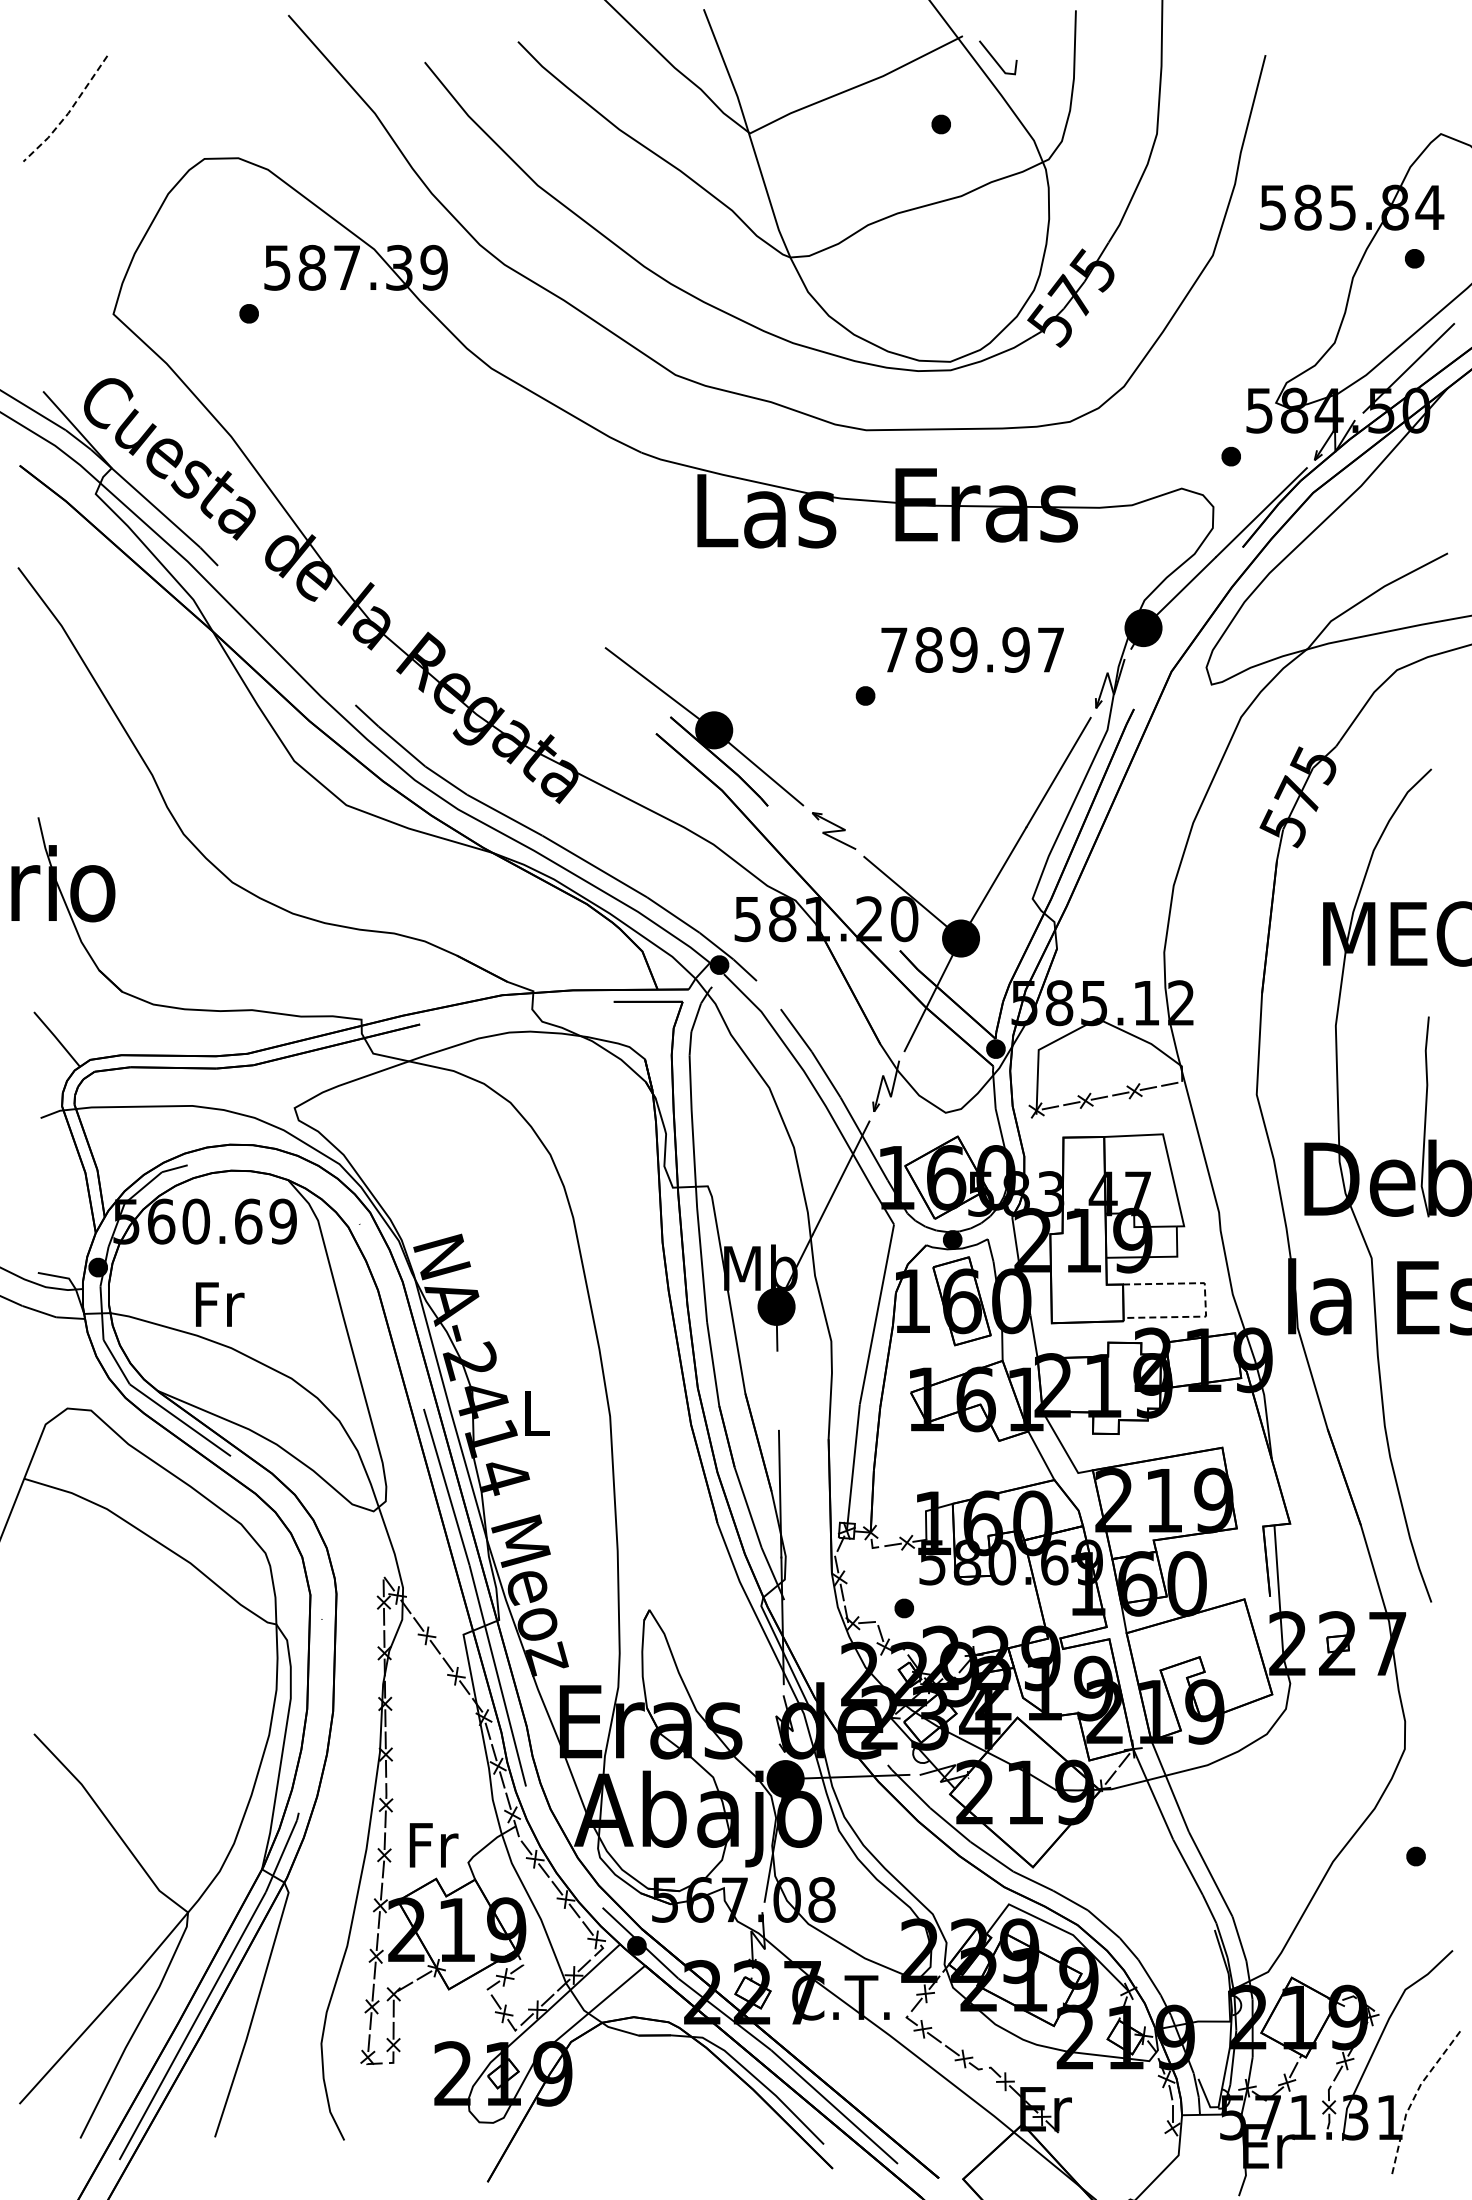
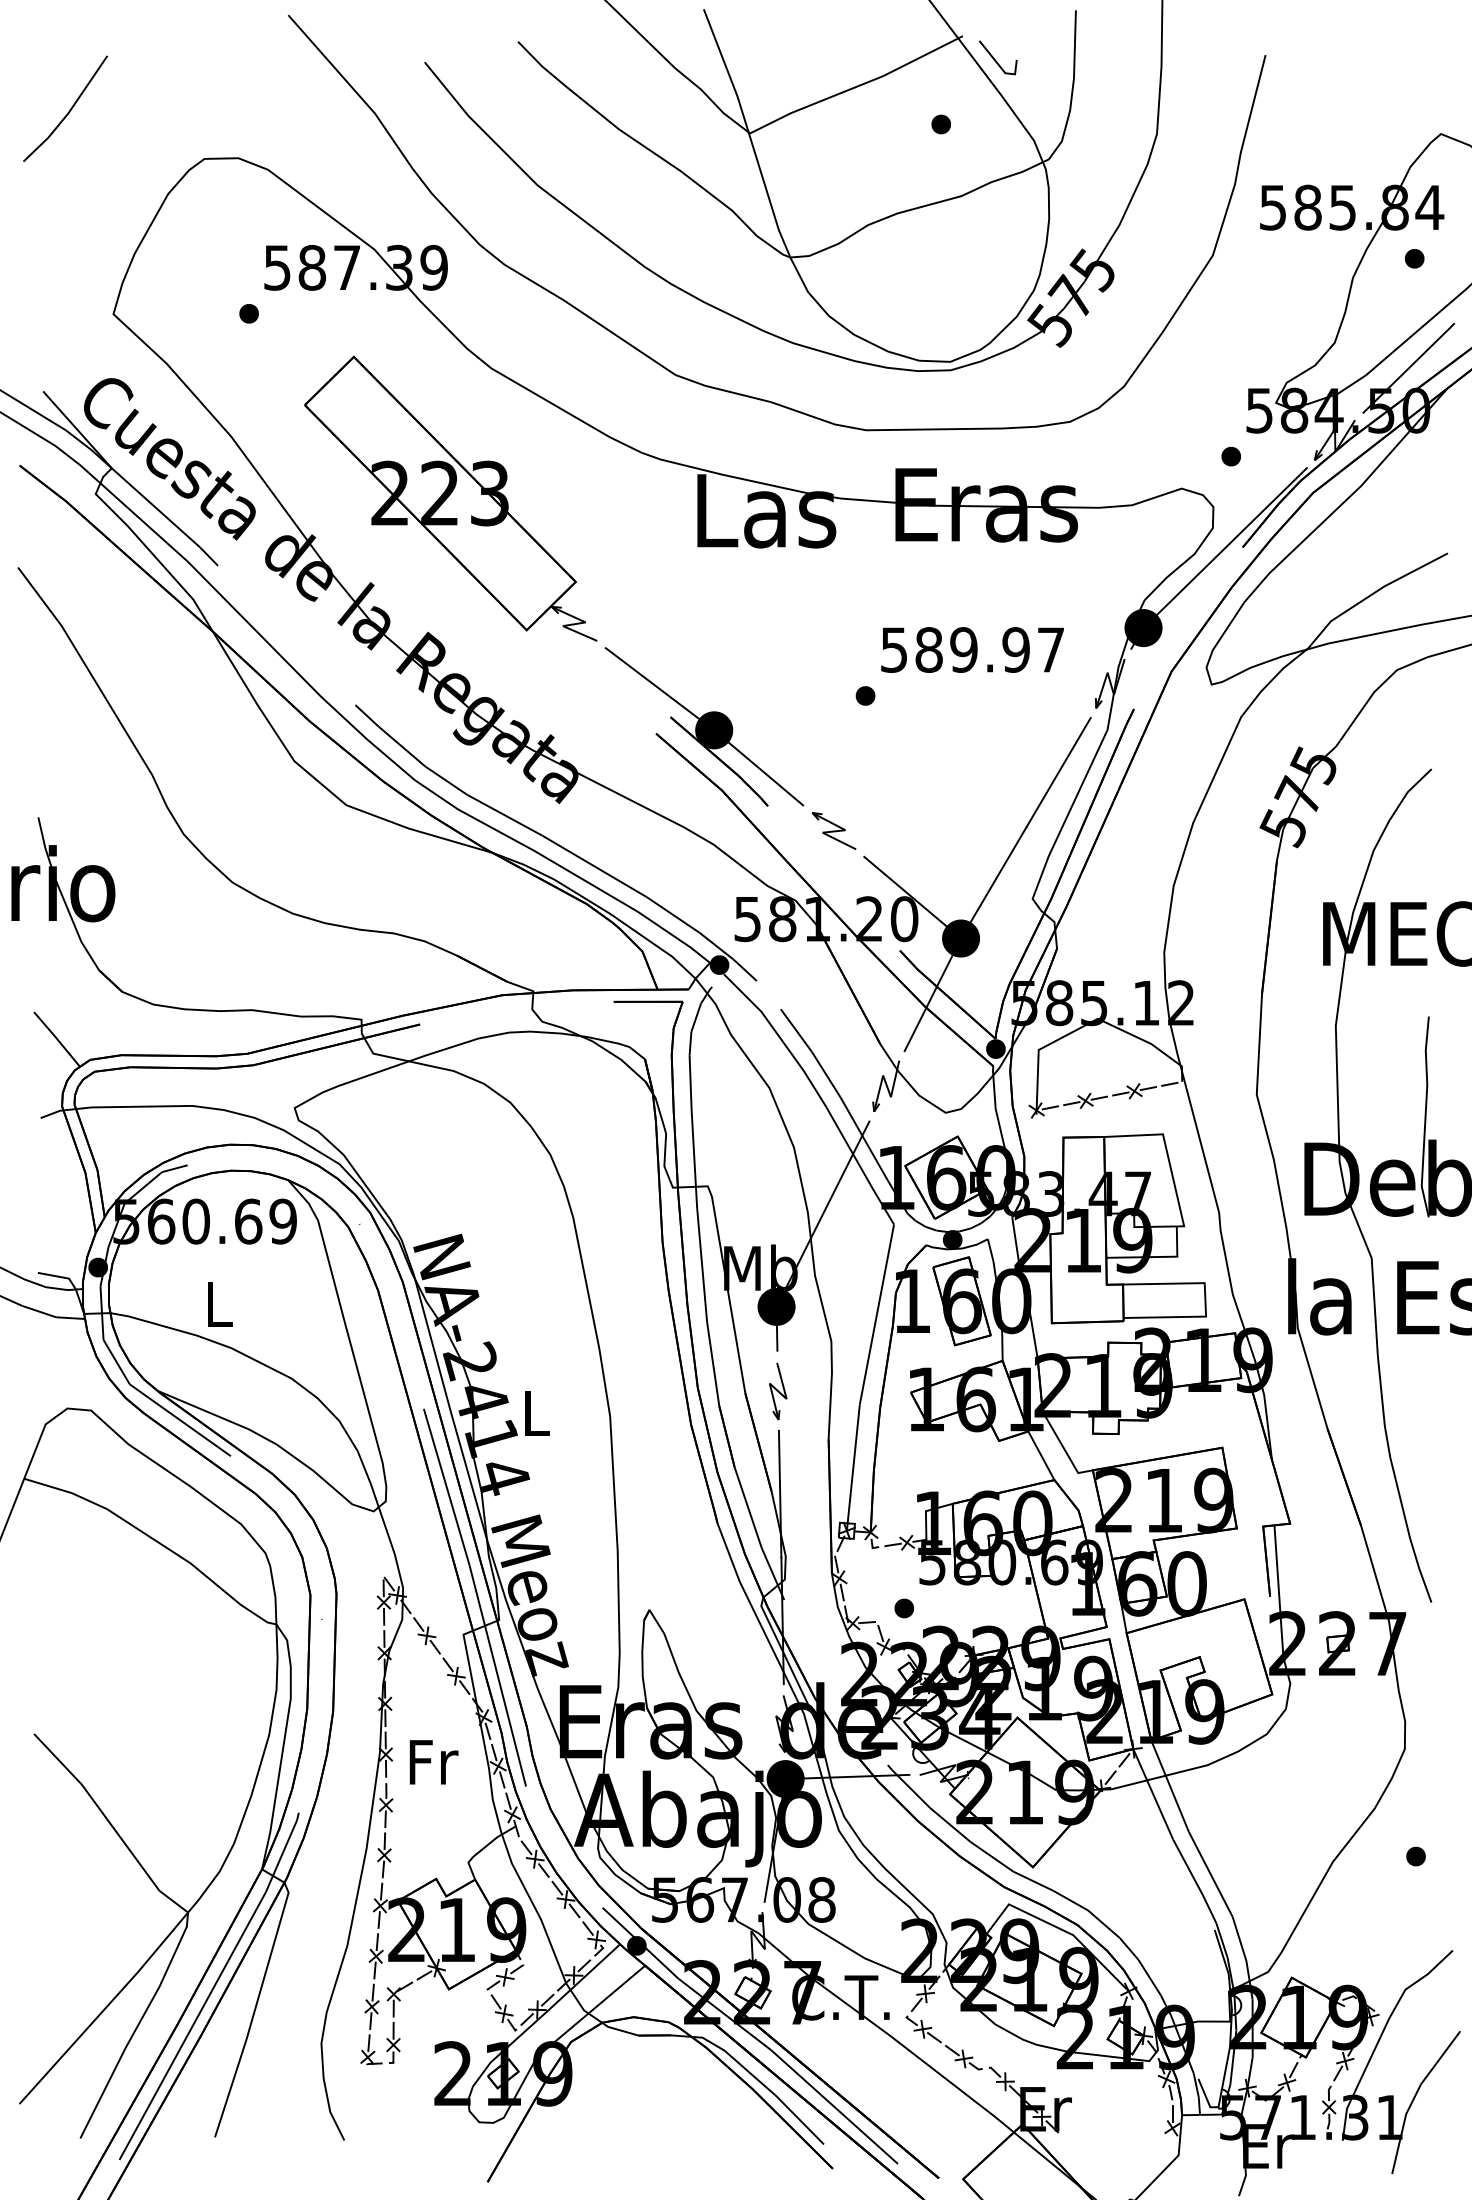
line: dashed -> solid (68, 113)
part: none -> present (450, 498)
text: 789.97 -> 589.97 (894, 649)
line: dashed -> solid (1205, 1300)
text: Fr -> L (220, 1304)
part: none -> present (778, 1391)
text position: (433, 1845) -> (433, 1762) (433, 1762)
line: dashed -> solid (1414, 2097)
